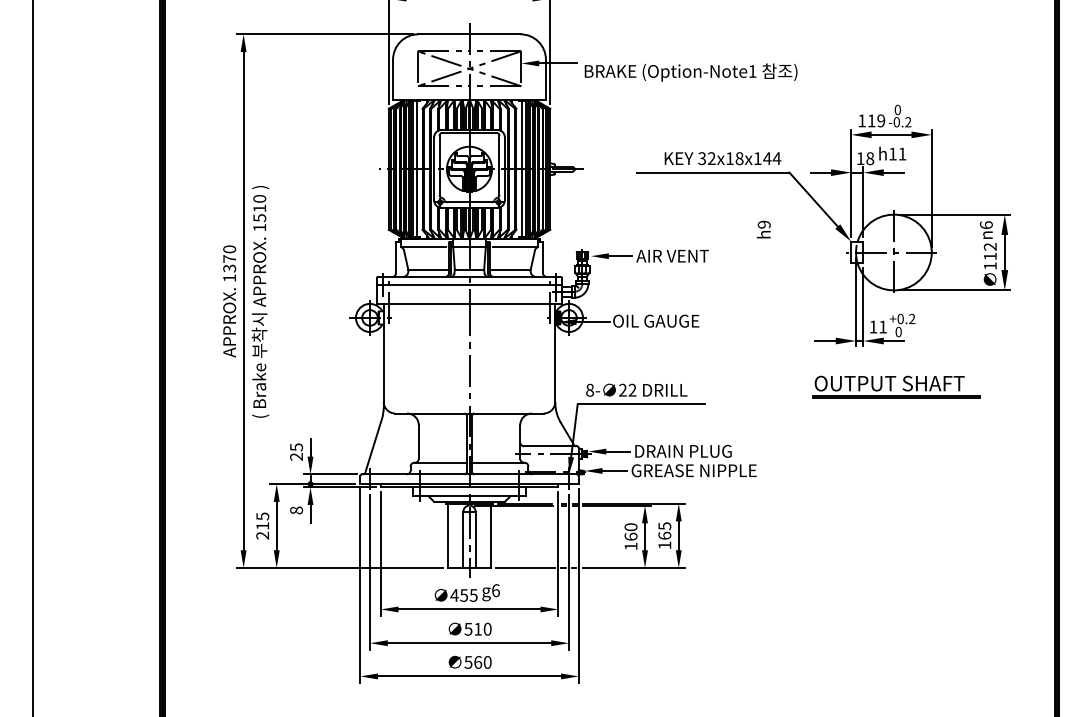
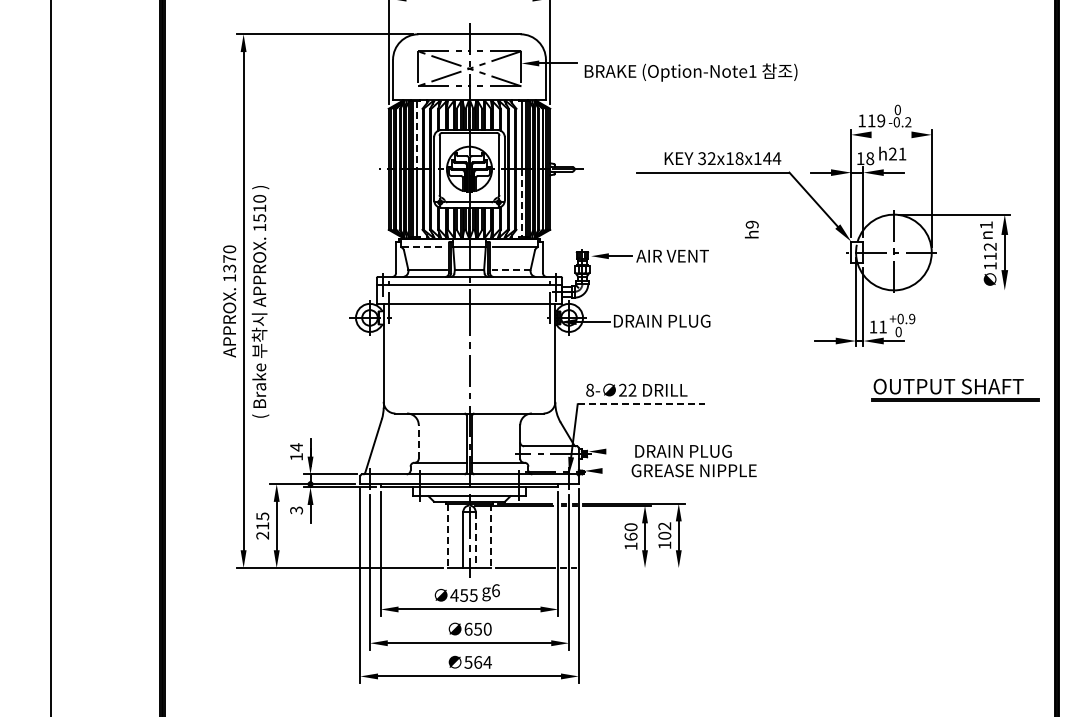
line: present -> none (891, 134)
line: solid -> dashed (417, 135)
text: h11 -> h21 (892, 153)
line: solid -> dashed (521, 203)
text: n6 -> n1 (985, 224)
text position: (763, 229) -> (751, 229) (751, 229)
line: solid -> dashed (424, 247)
line: solid -> dashed (511, 270)
line: present -> none (953, 290)
text: +0.2 -> +0.9 (912, 319)
text: OIL GAUGE -> DRAIN PLUG (661, 320)
line position: (32, 357) -> (50, 357) (50, 357)
part position: (896, 386) -> (955, 389) (955, 389)
line: solid -> dashed (641, 404)
line: solid -> dashed (418, 442)
text: 25 -> 14 (296, 451)
line: present -> none (618, 451)
line: present -> none (614, 470)
text: 8 -> 3 (296, 510)
text: 165 -> 102 (664, 530)
line: solid -> dashed (447, 536)
line: solid -> dashed (491, 536)
line: solid -> dashed (475, 540)
line: present -> none (634, 568)
text: 510 -> 650 (472, 628)
text: 560 -> 564 (487, 662)
